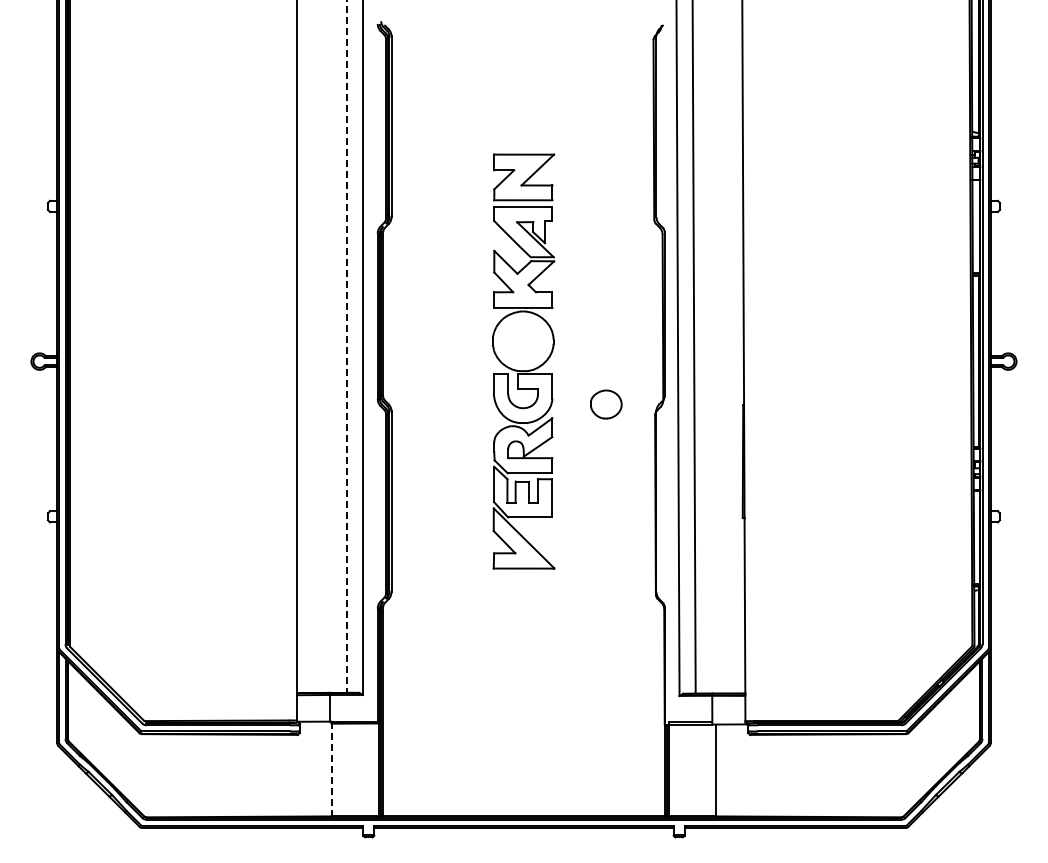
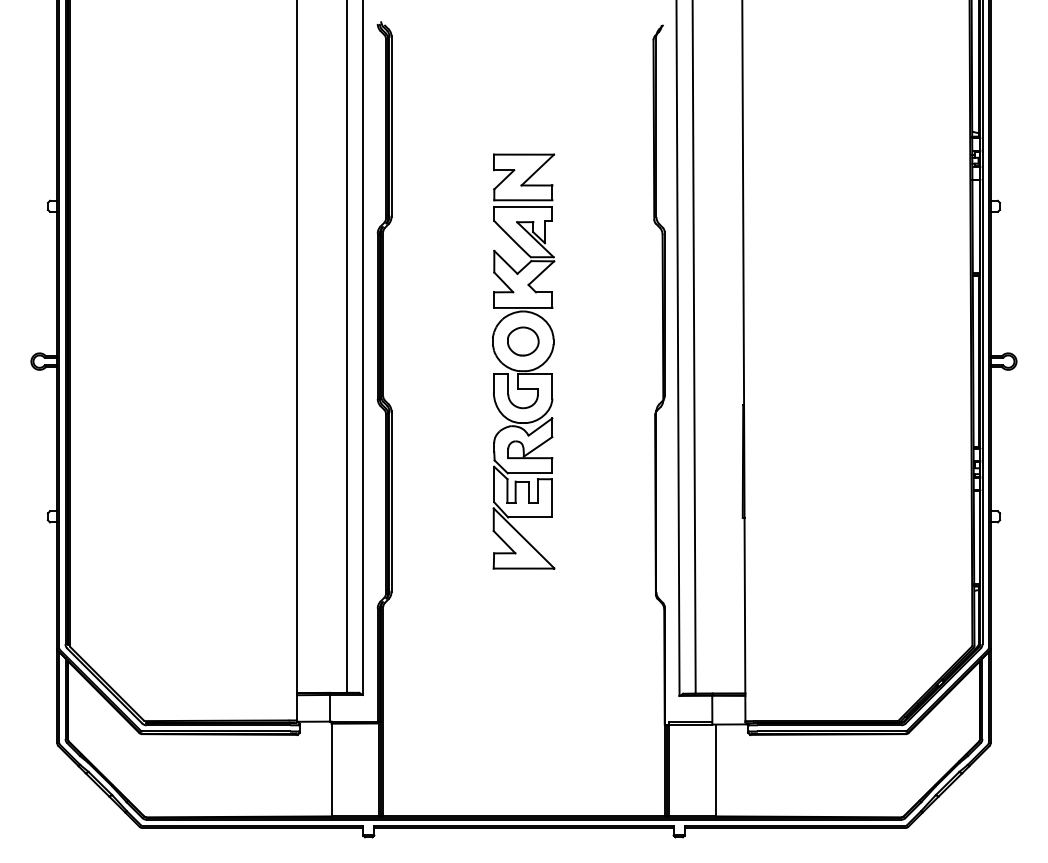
line: dashed -> solid (346, 346)
part position: (606, 404) -> (523, 341) (523, 341)
line: dashed -> solid (331, 769)
